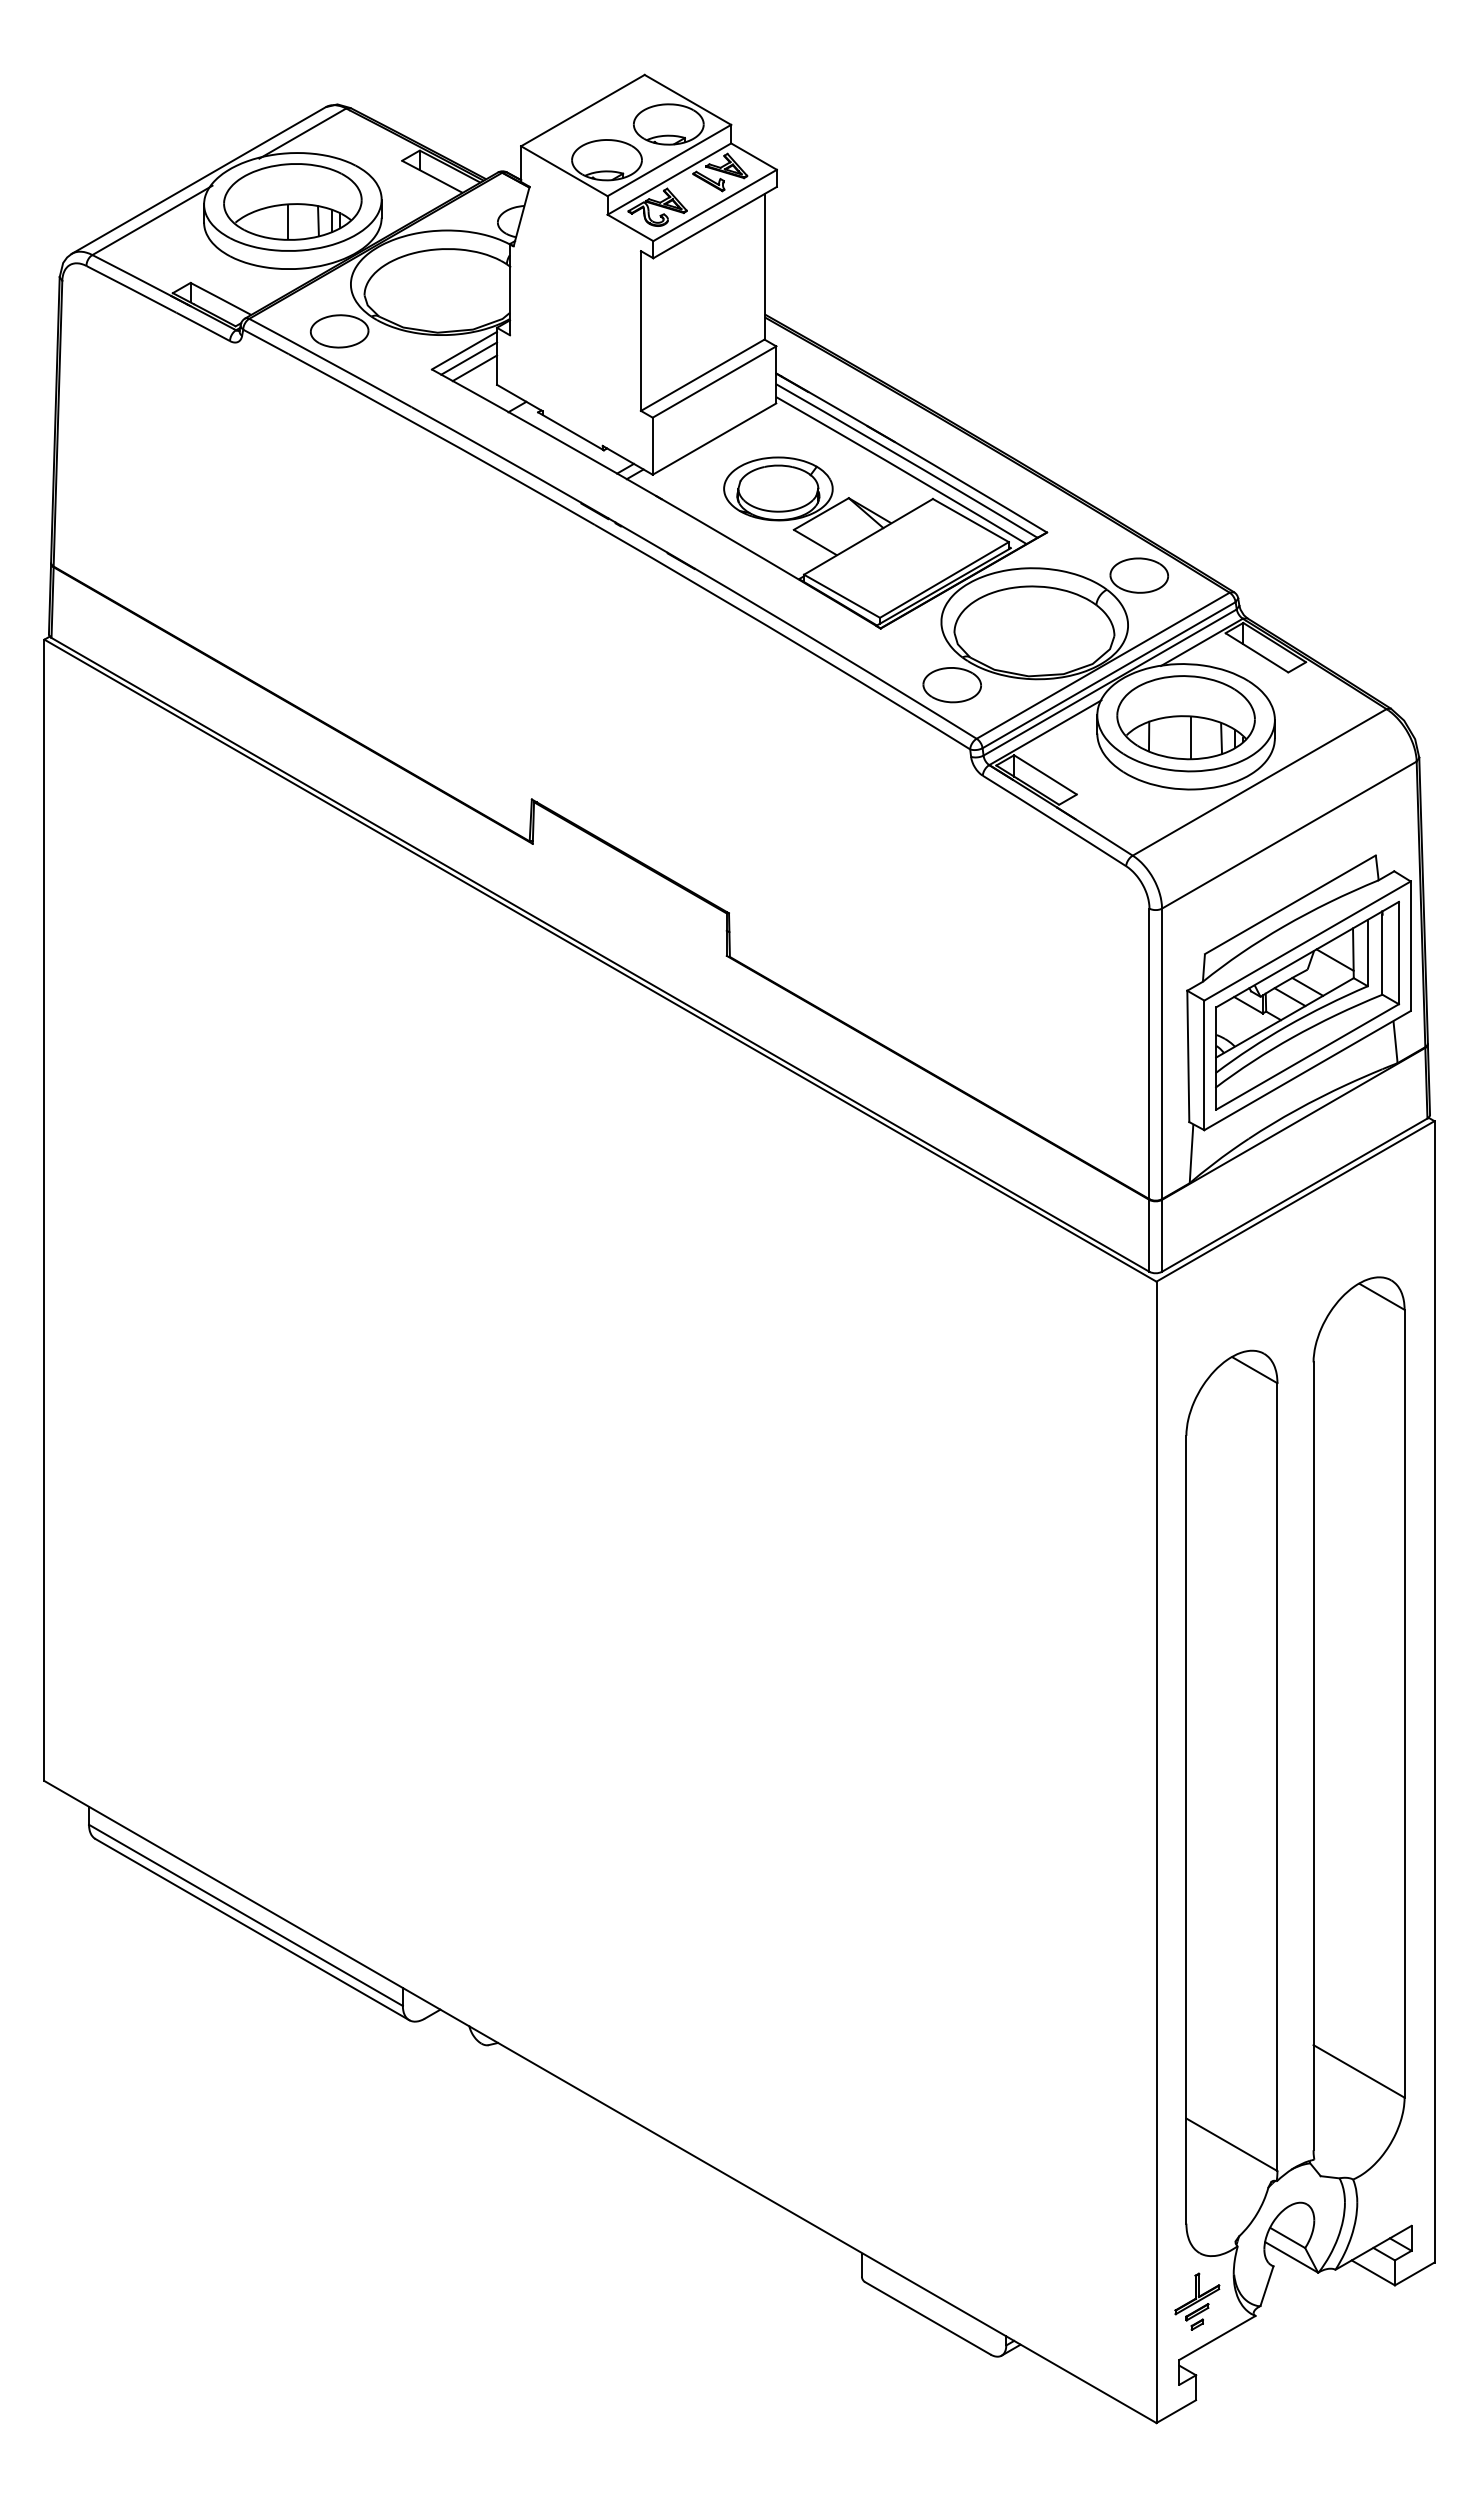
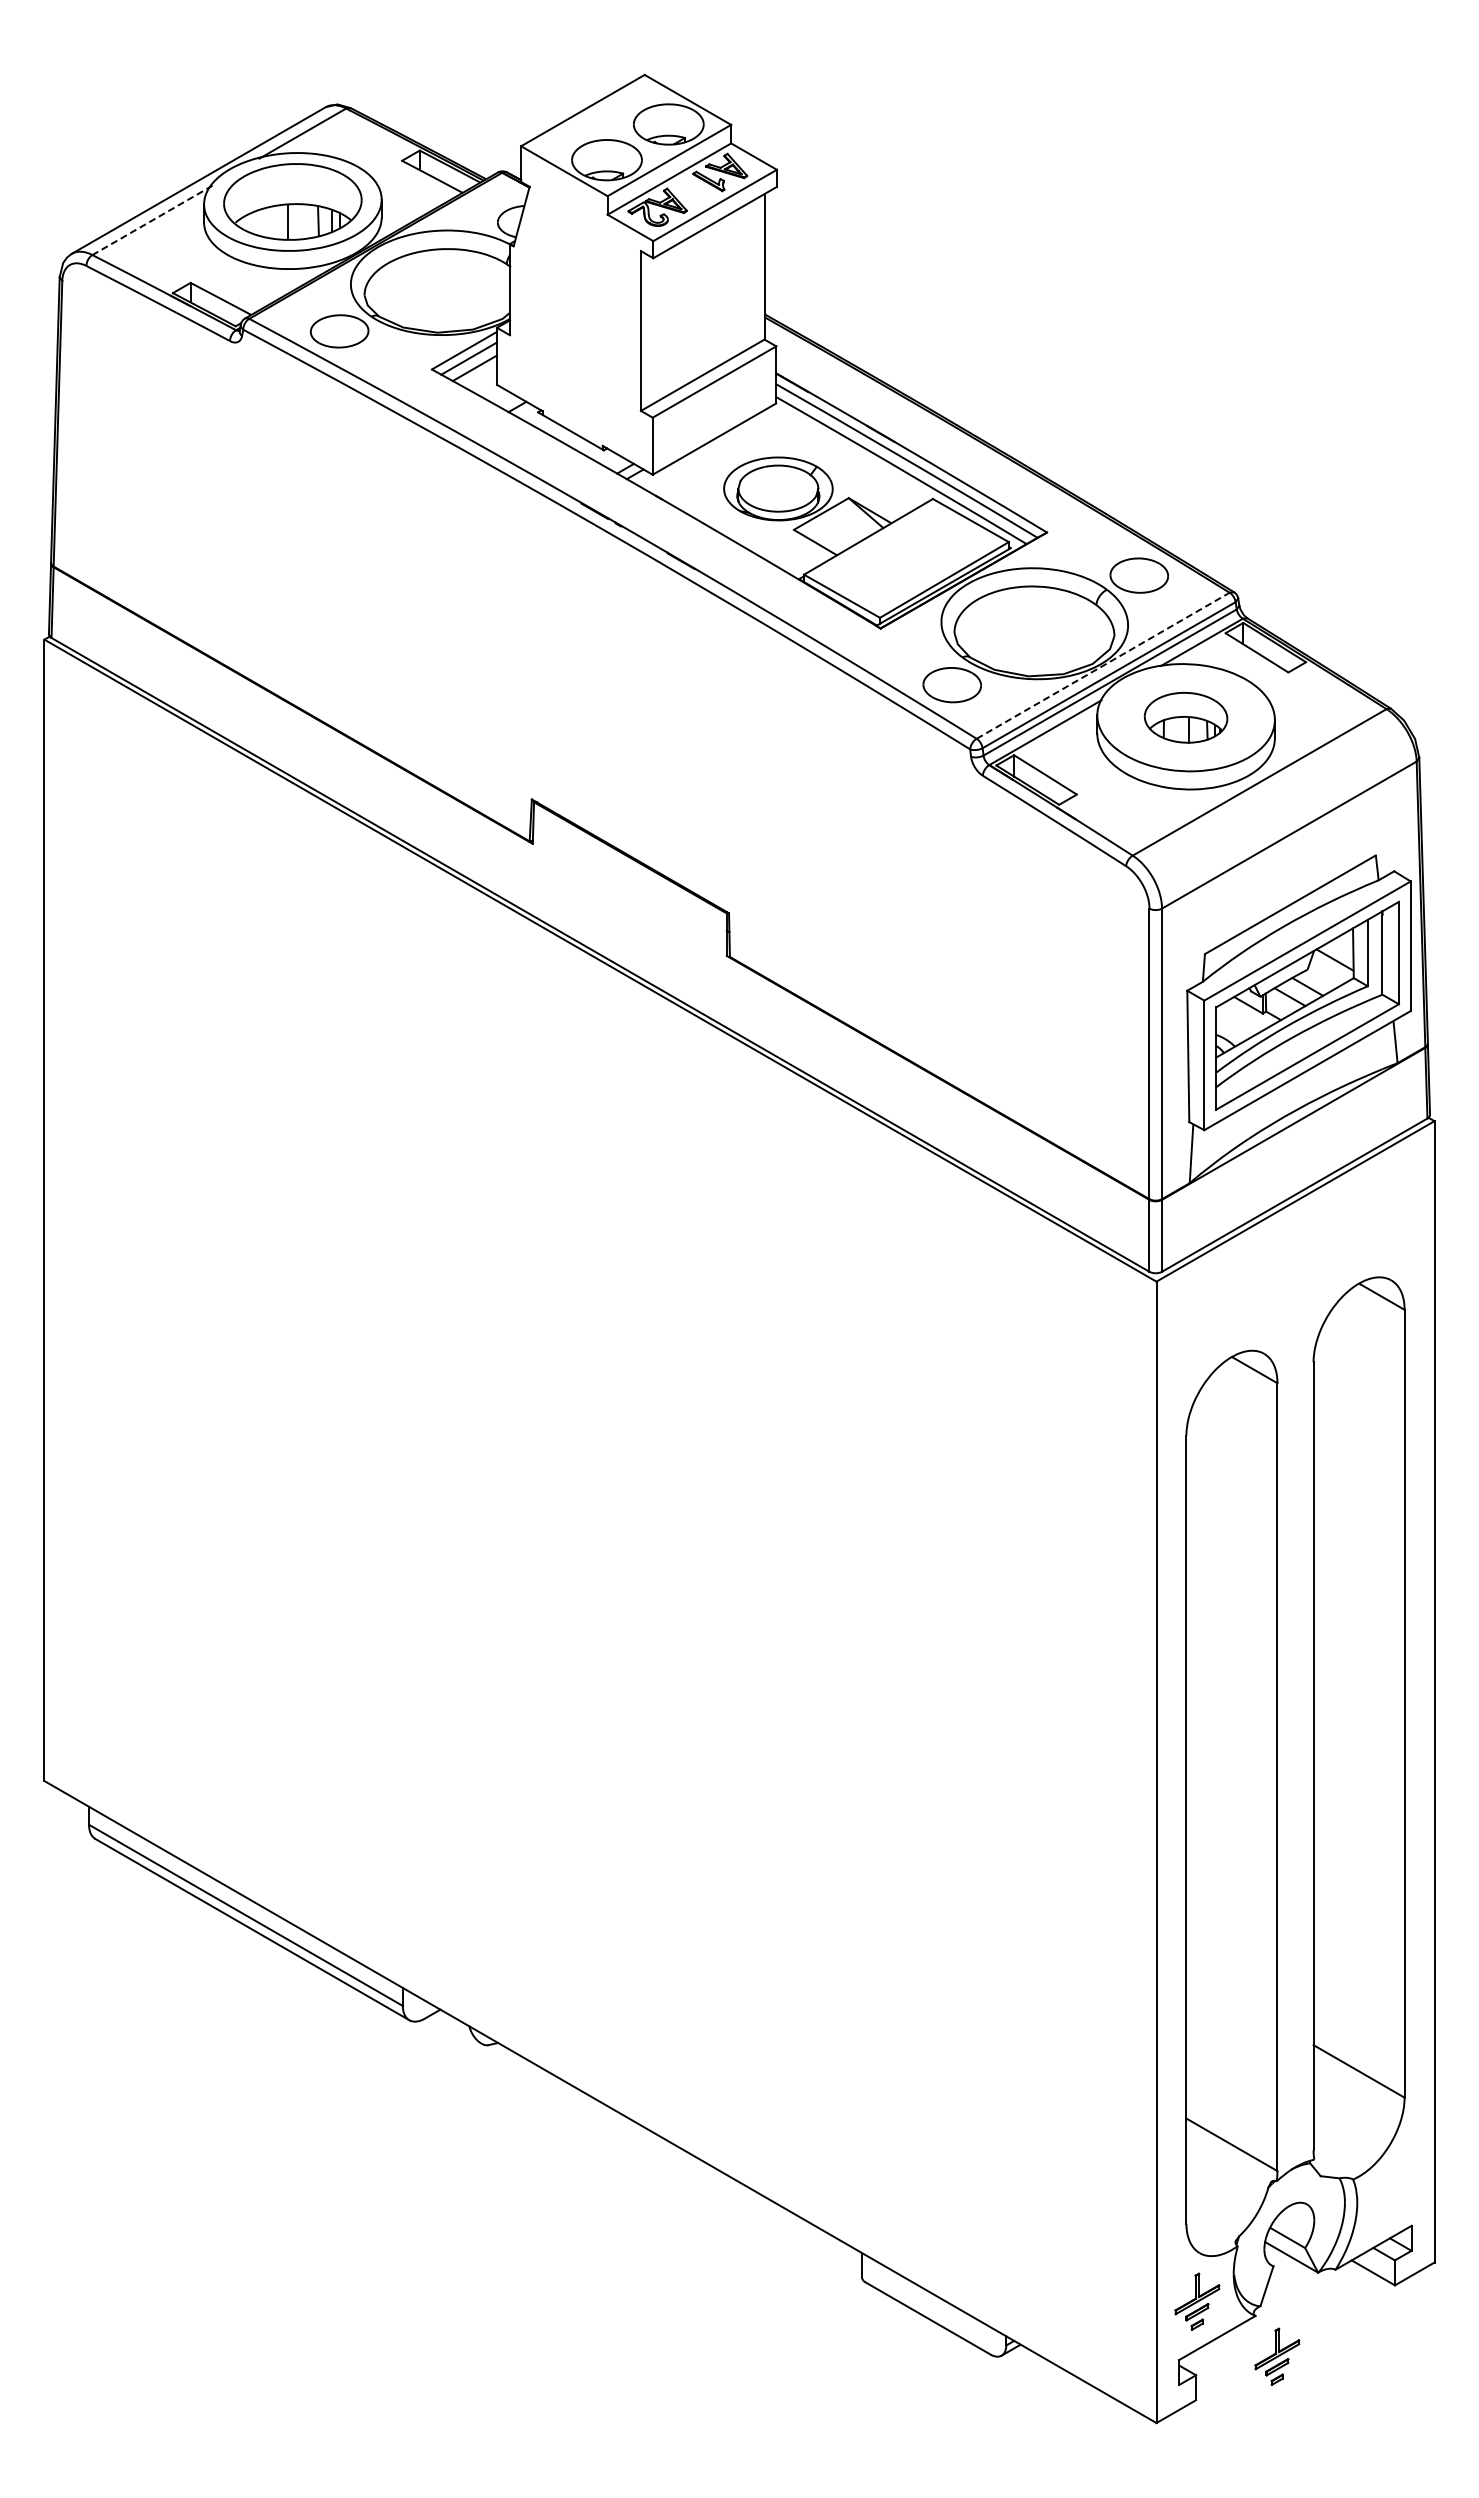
line: solid -> dashed (152, 220)
line: solid -> dashed (1103, 665)
part size: 140x86 px -> 86x53 px (1185, 717)
part: none -> present (1277, 2356)
